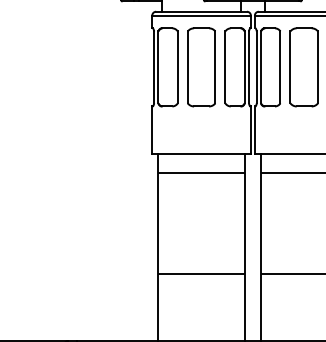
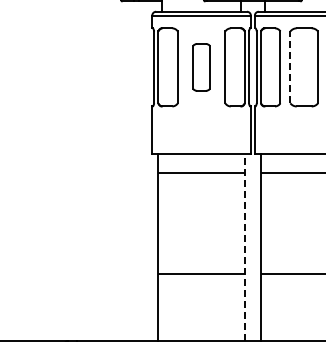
part size: 29x81 px -> 19x49 px (201, 67)
line: solid -> dashed (290, 67)
line: solid -> dashed (245, 247)
